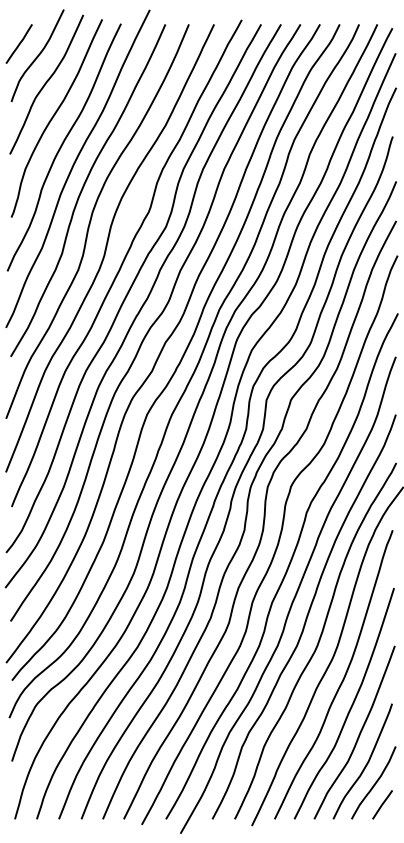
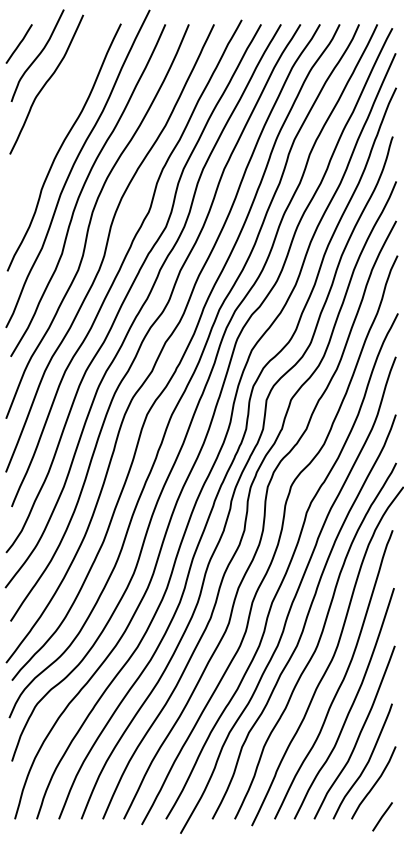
curve: present -> none (54, 116)
line position: (382, 804) -> (382, 816) (382, 816)
